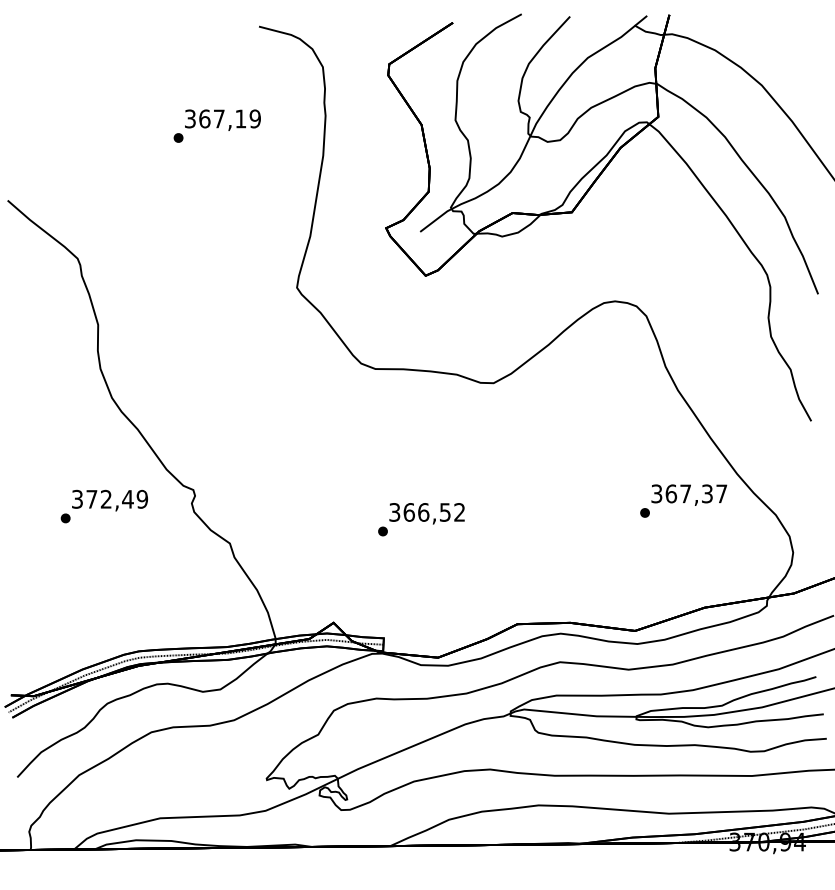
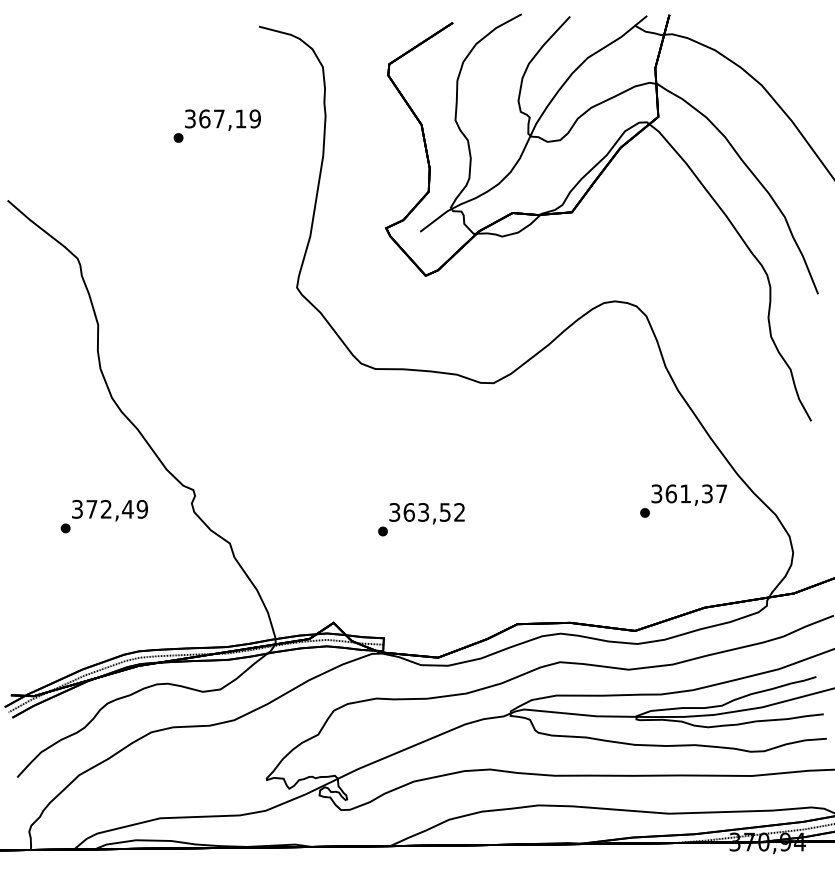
text: 367,37 -> 361,37 (685, 493)
text position: (103, 506) -> (103, 516) (103, 516)
text: 366,52 -> 363,52 (423, 512)
